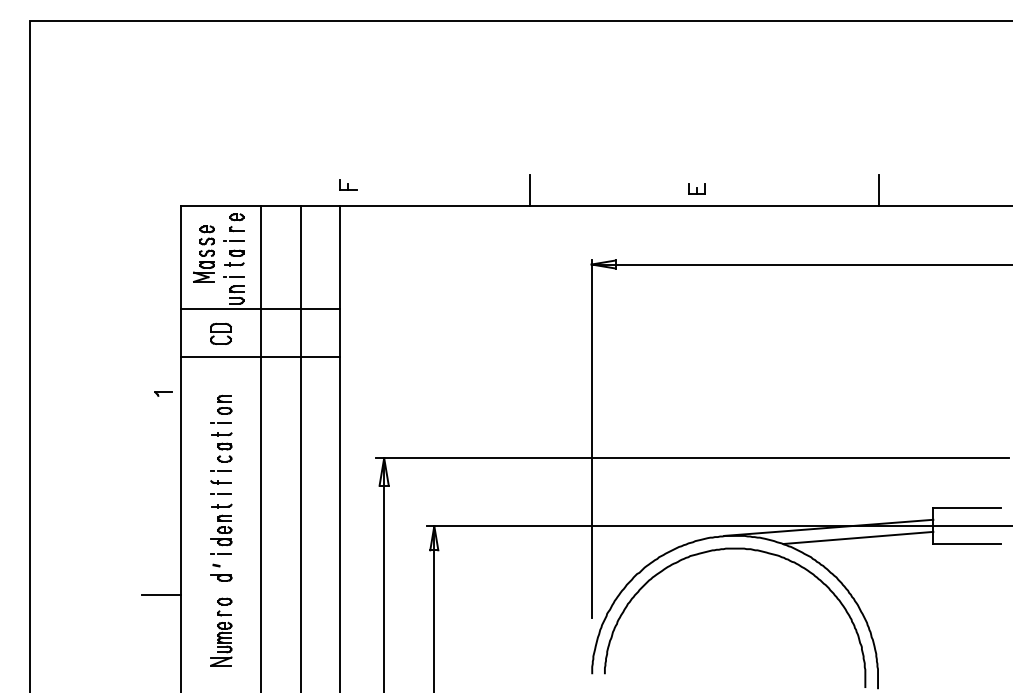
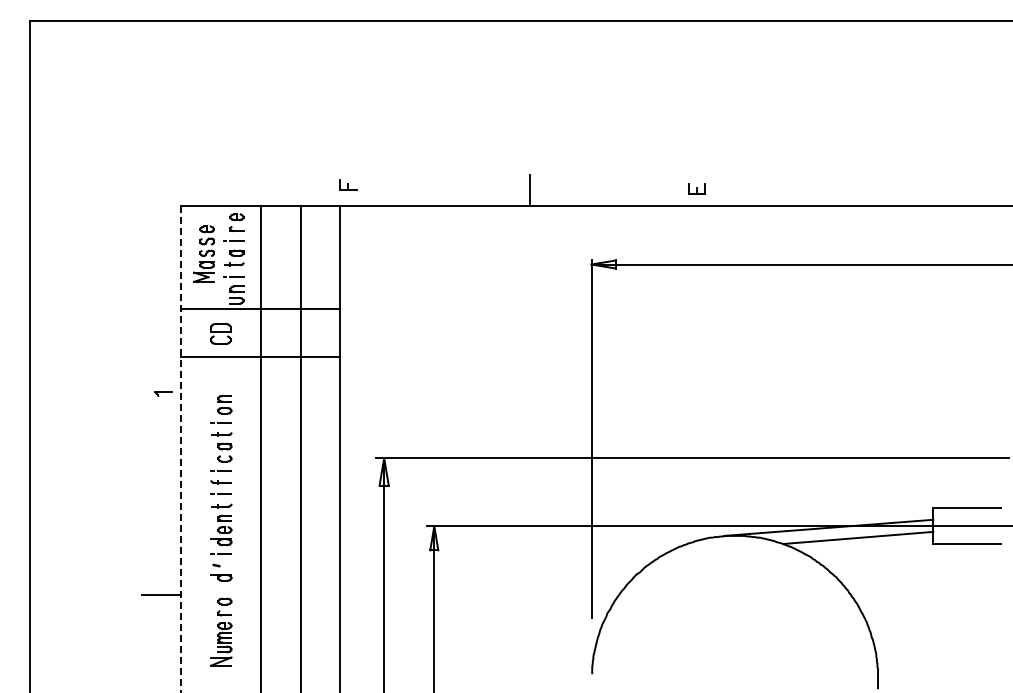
line: present -> none (878, 190)
line: solid -> dashed (181, 449)
curve: present -> none (735, 549)
